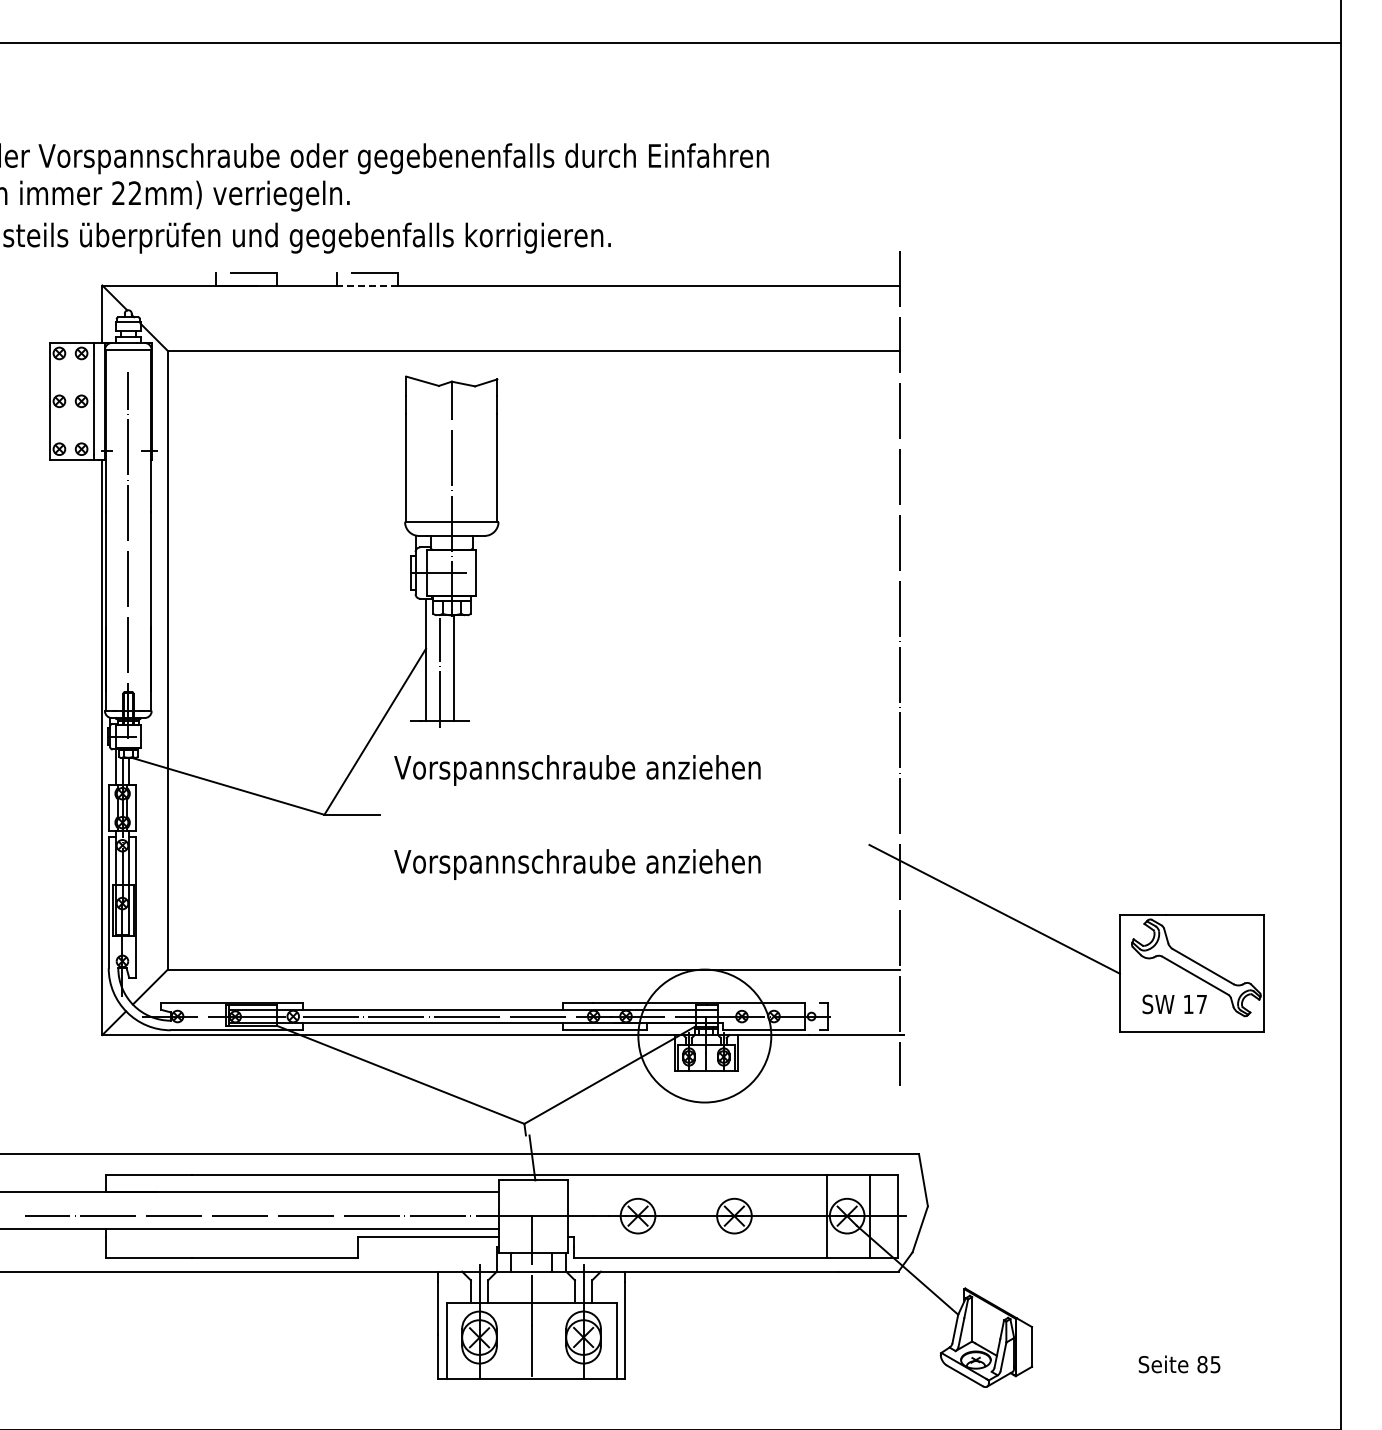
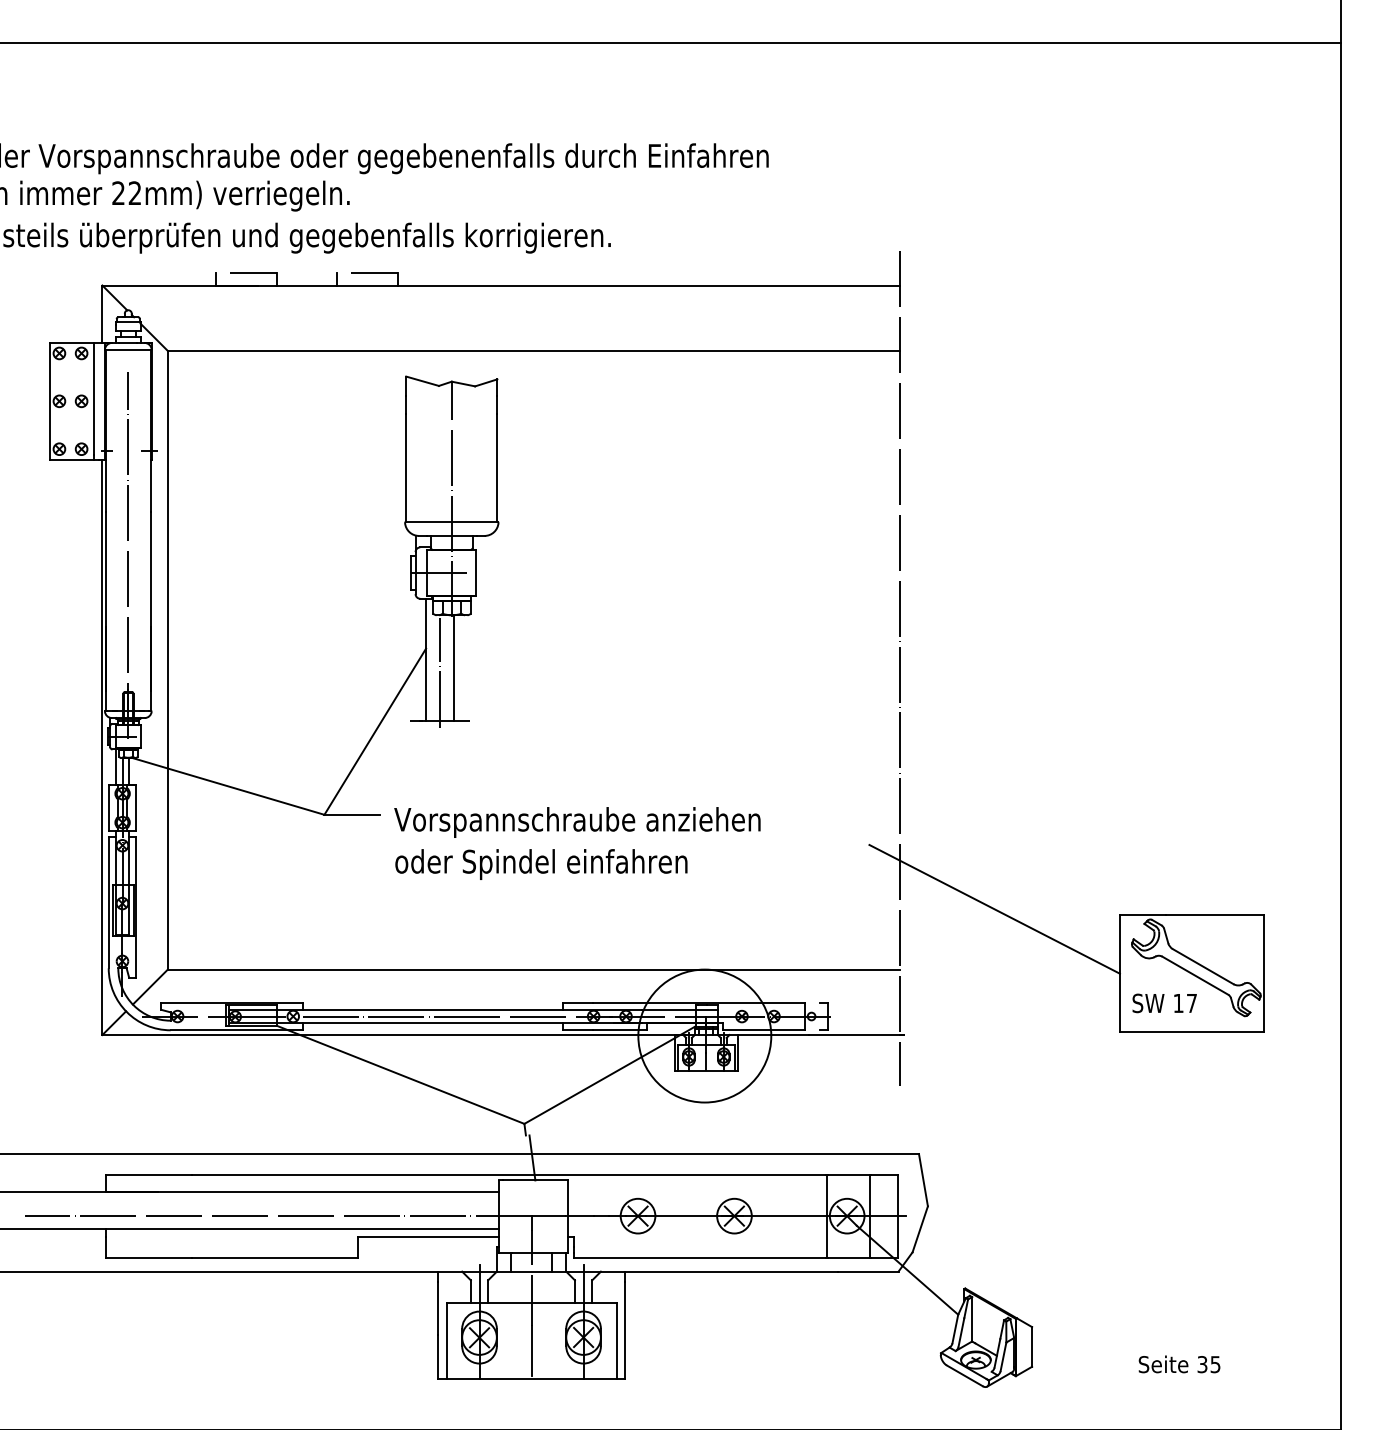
line: dashed -> solid (367, 285)
text position: (577, 770) -> (577, 822) (577, 822)
text: Vorspannschraube anziehen -> oder Spindel einfahren (577, 864)
text position: (1174, 1004) -> (1164, 1003) (1164, 1003)
text: 85 -> 35 (1202, 1364)
